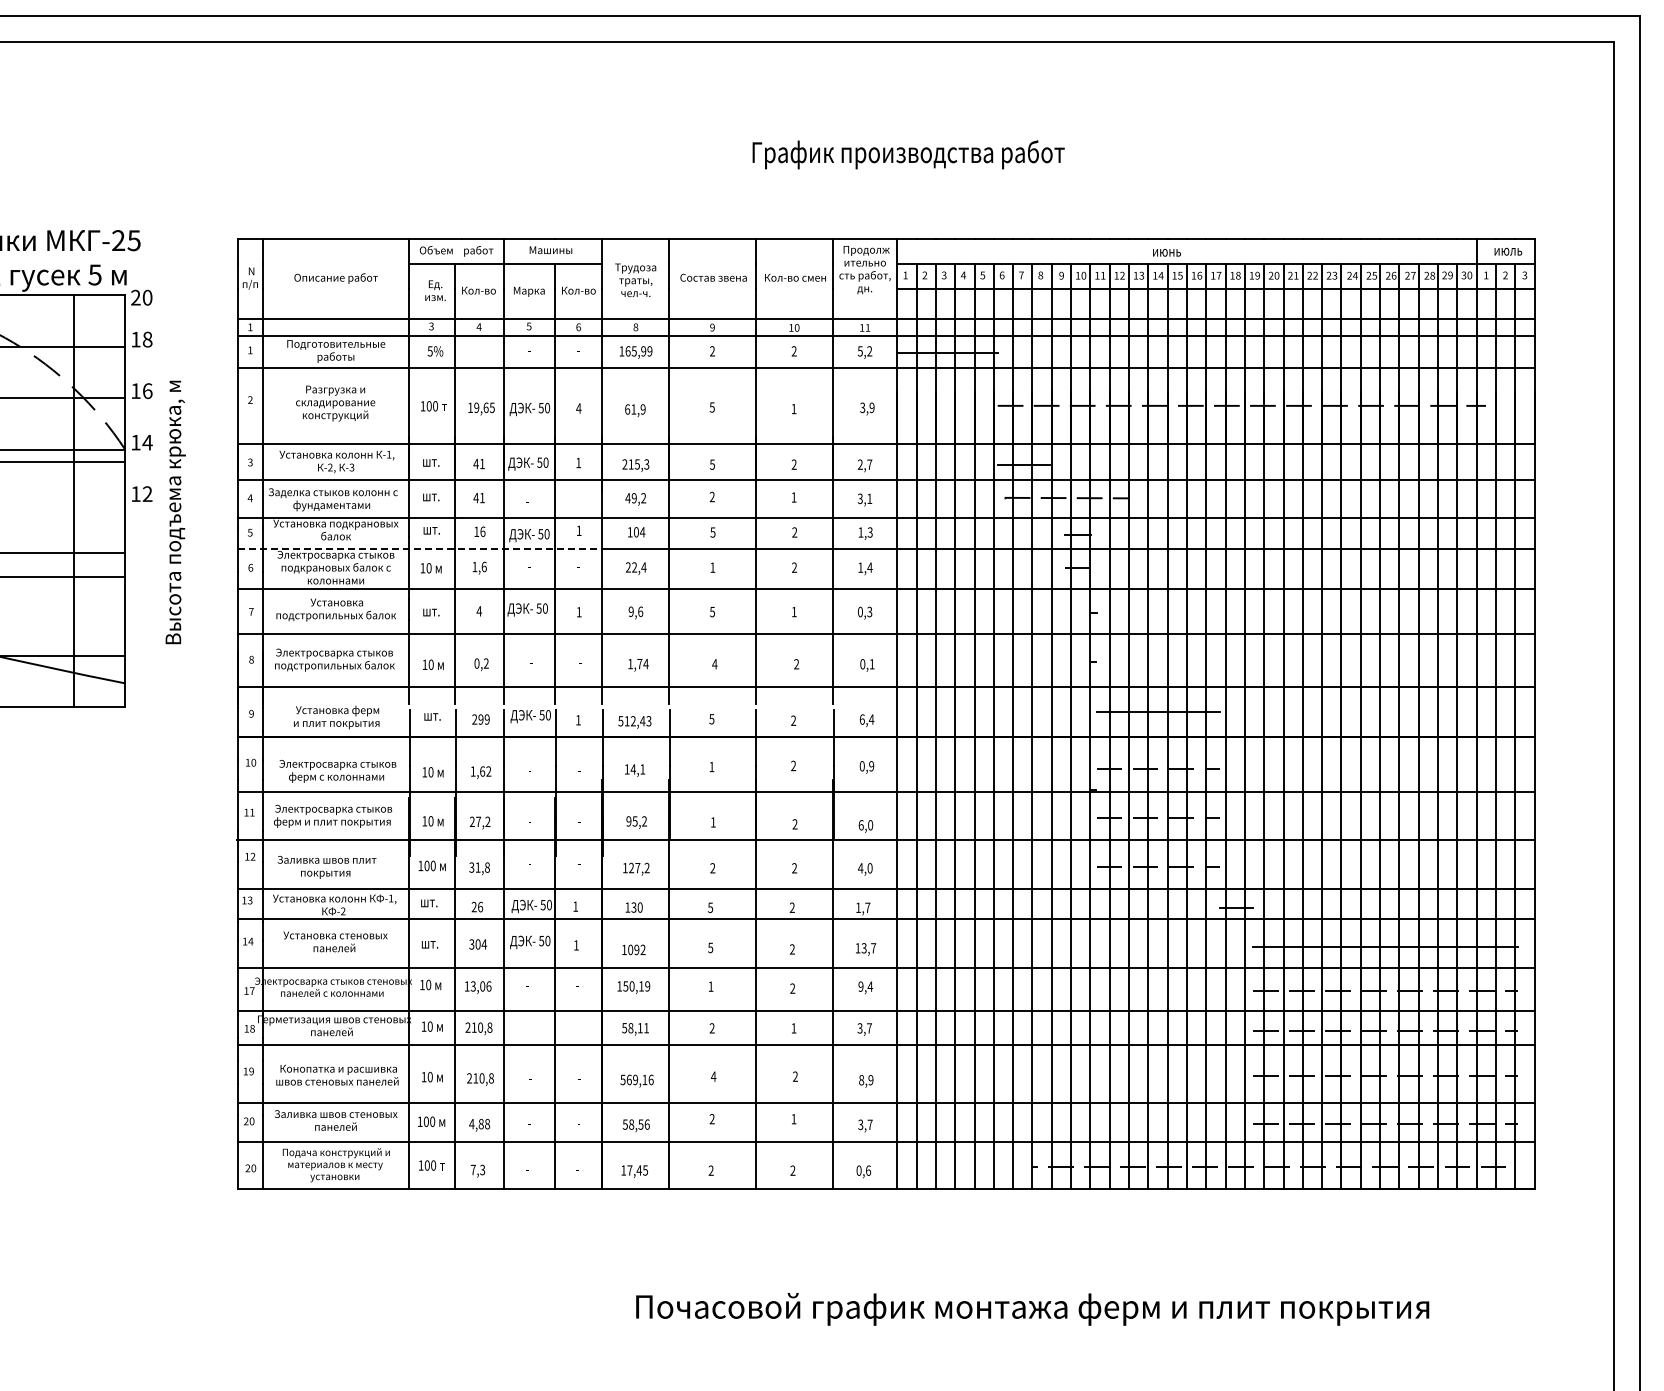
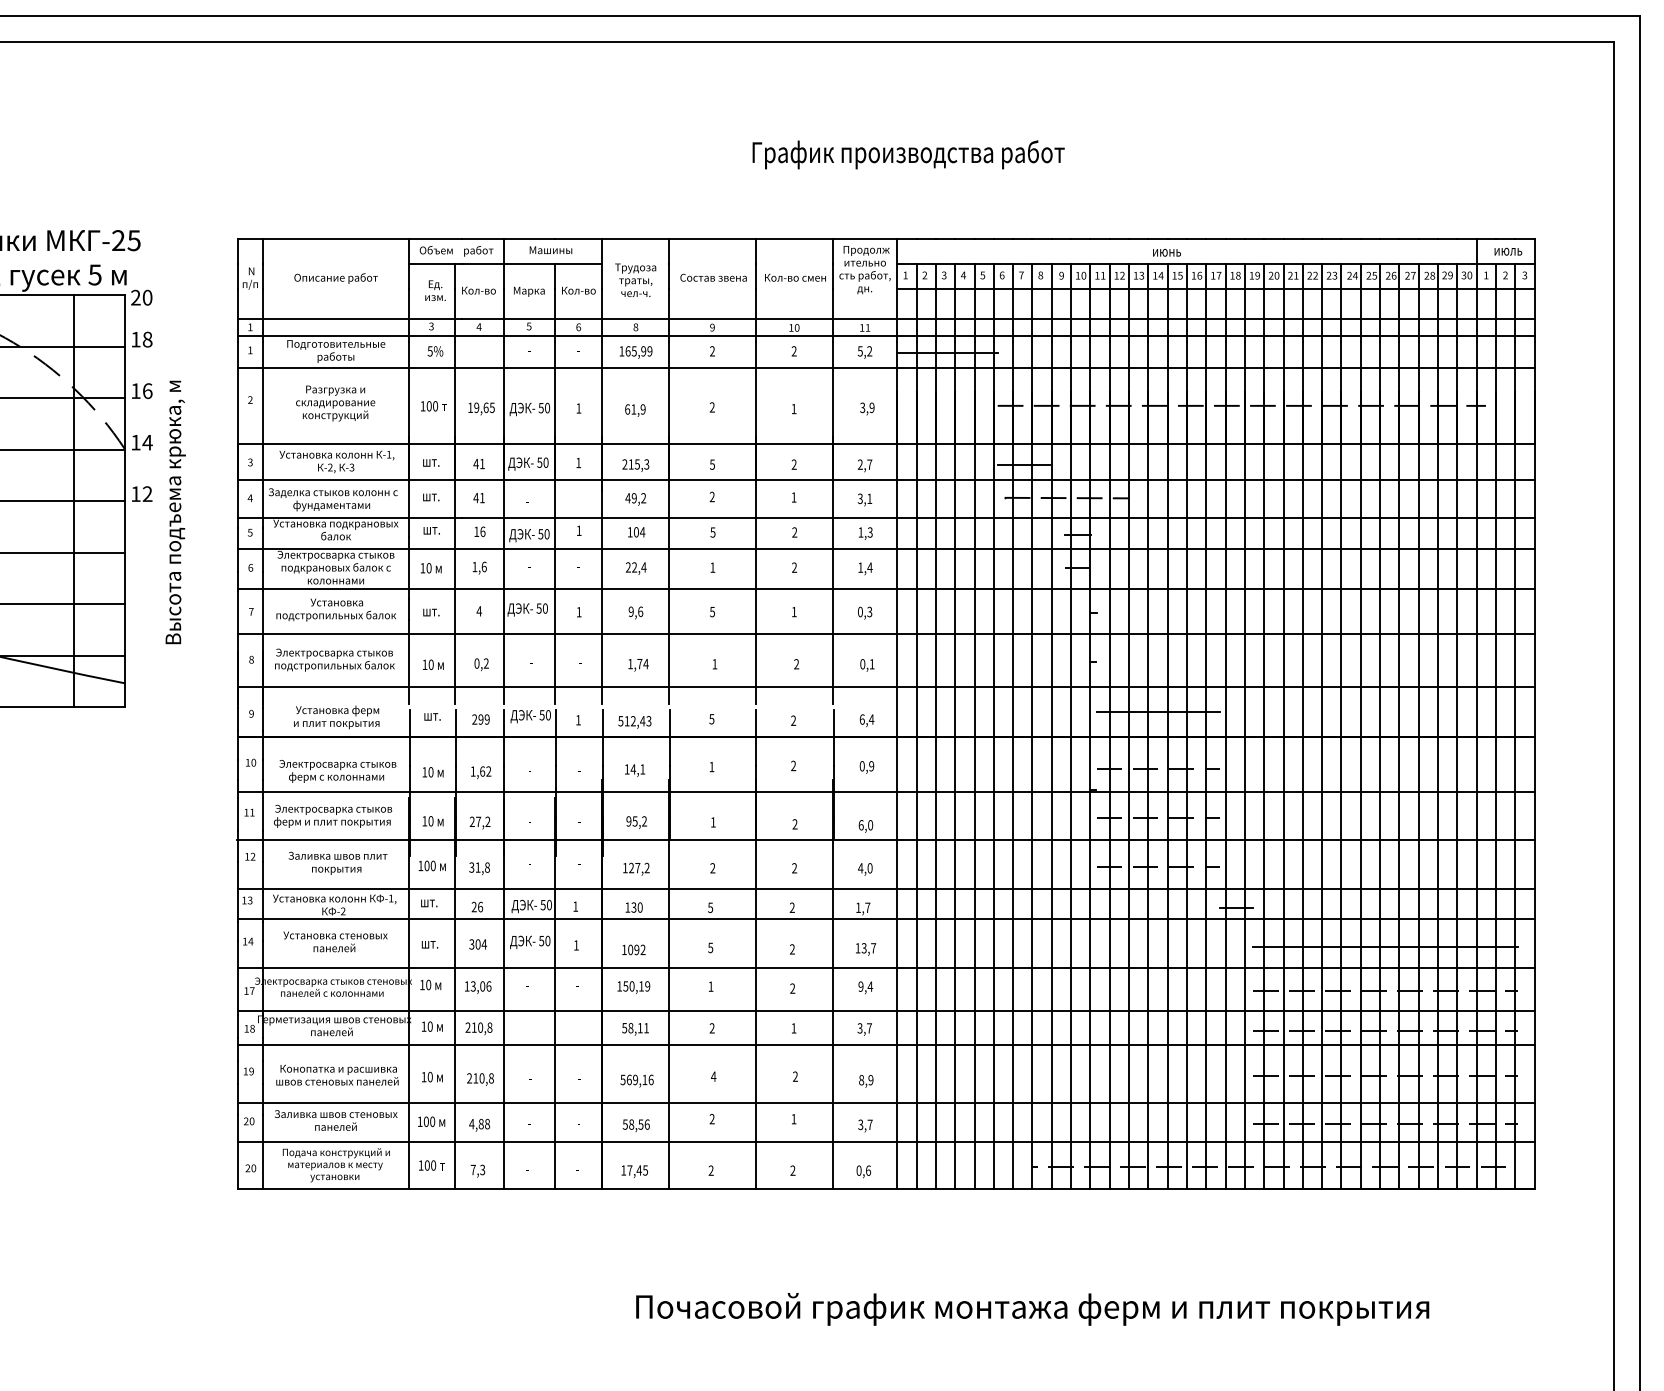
text: 5 -> 2 (711, 407)
text: 4 -> 1 (578, 408)
line position: (63, 462) -> (63, 501) (63, 501)
line: dashed -> solid (420, 548)
line position: (63, 577) -> (63, 604) (63, 604)
text: 4 -> 1 (714, 664)
text position: (326, 867) -> (337, 863) (337, 863)
